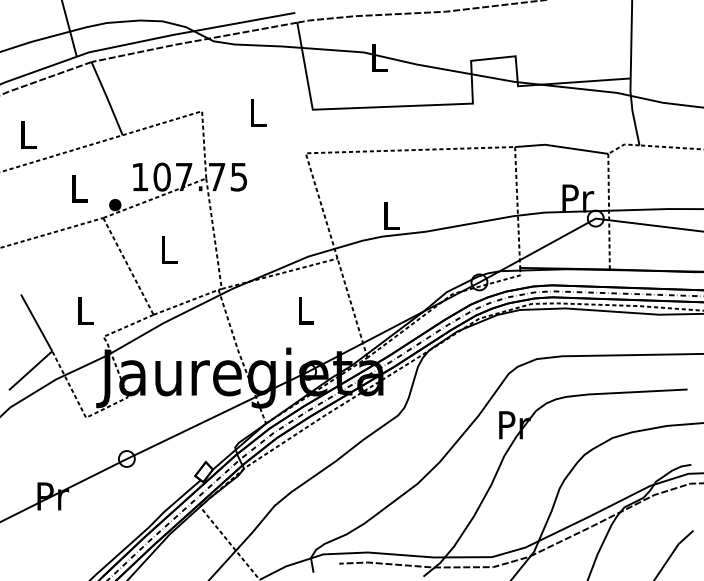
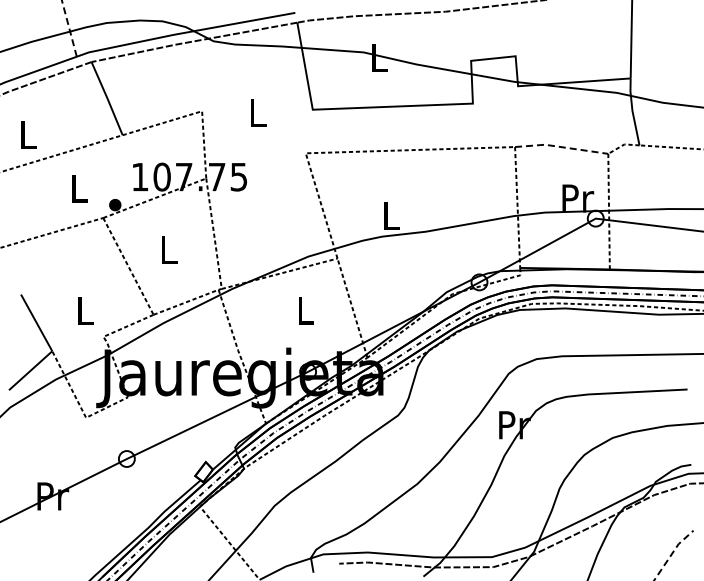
line: solid -> dashed (69, 28)
line: solid -> dashed (560, 147)
line: solid -> dashed (672, 553)
